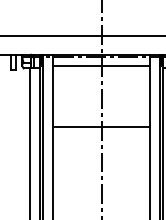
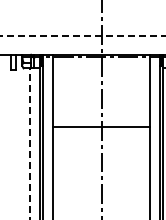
line: solid -> dashed (82, 35)
line: present -> none (101, 65)
line: solid -> dashed (30, 143)
